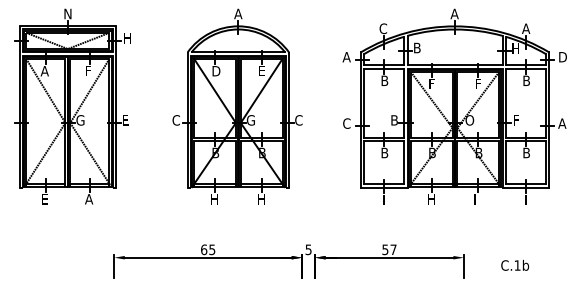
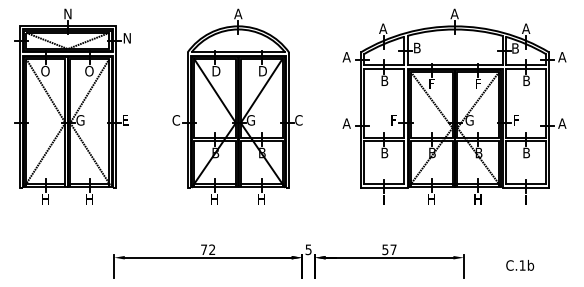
text: C -> A (383, 28)
text: H -> N (126, 38)
text: H -> B (515, 48)
text: D -> A (562, 57)
text: A -> O (44, 70)
text: F -> O (89, 70)
text: E -> D (262, 71)
text: B -> F (394, 120)
text: O -> G (472, 120)
text: C -> A (346, 123)
text: E -> H (45, 199)
text: A -> H (89, 199)
text: I -> H (478, 199)
text: 65 -> 72 (208, 249)
text position: (515, 265) -> (520, 265) (520, 265)
